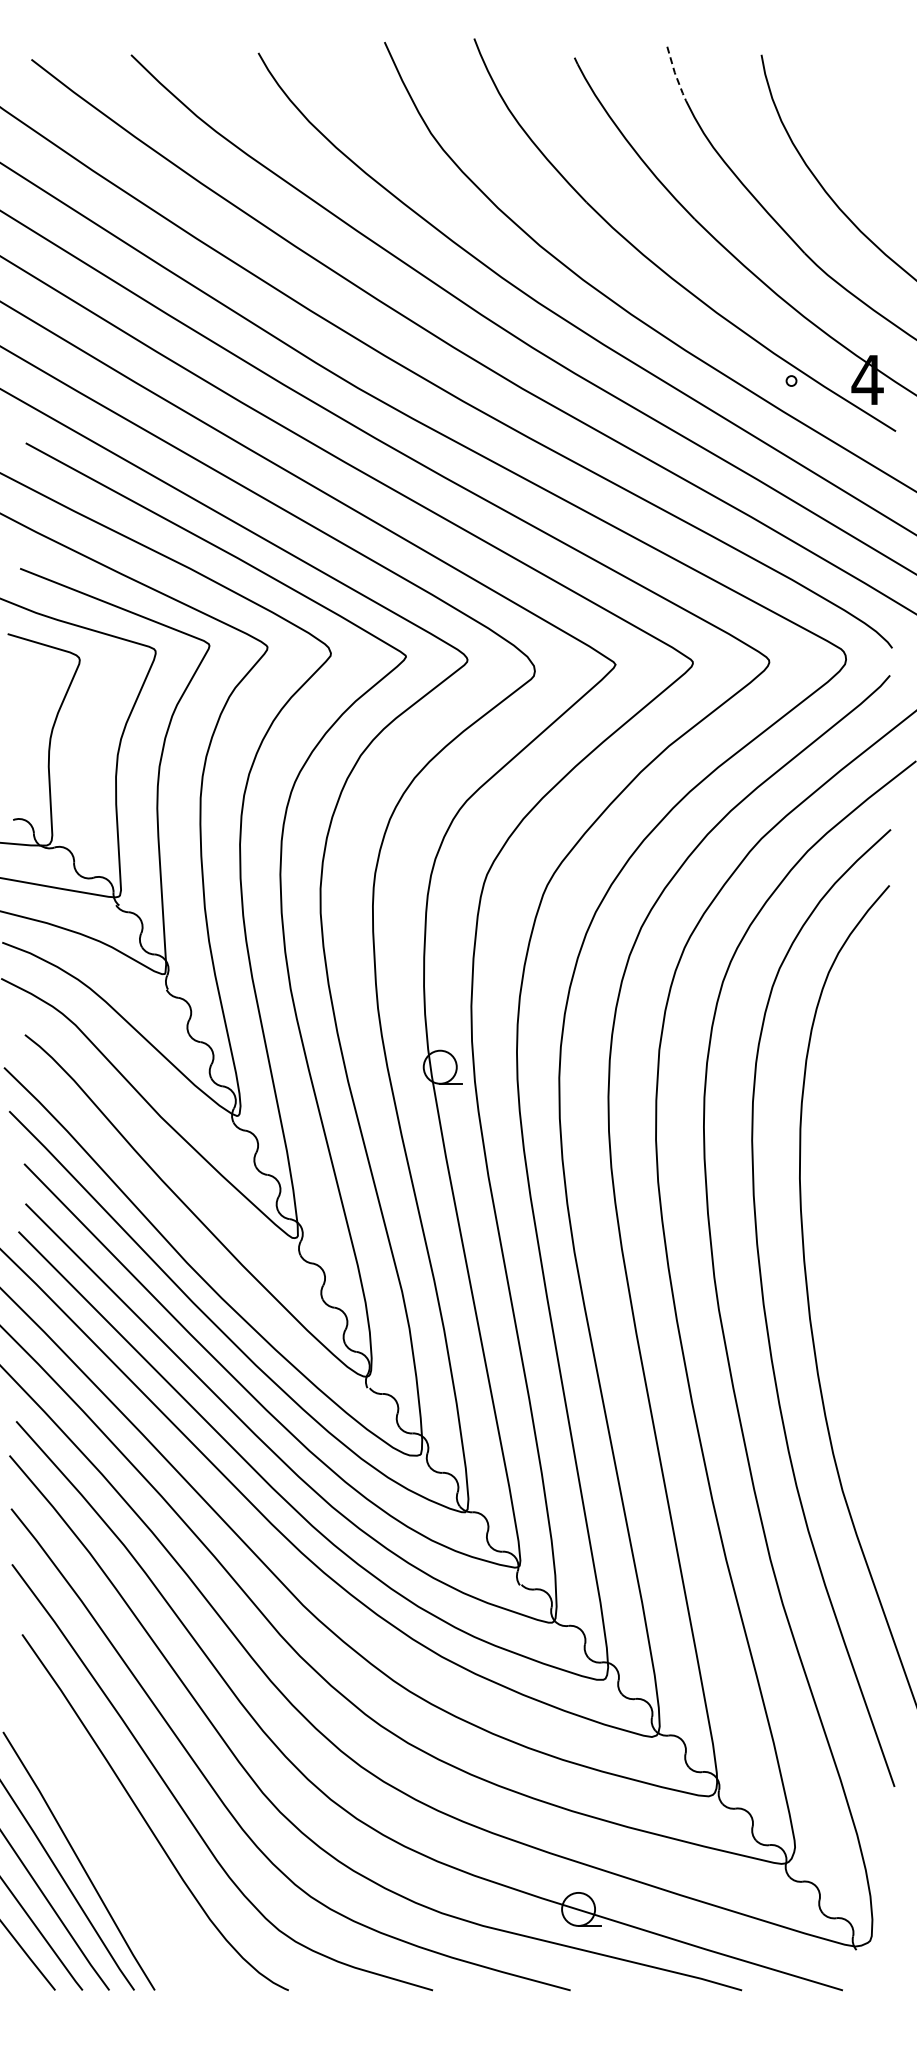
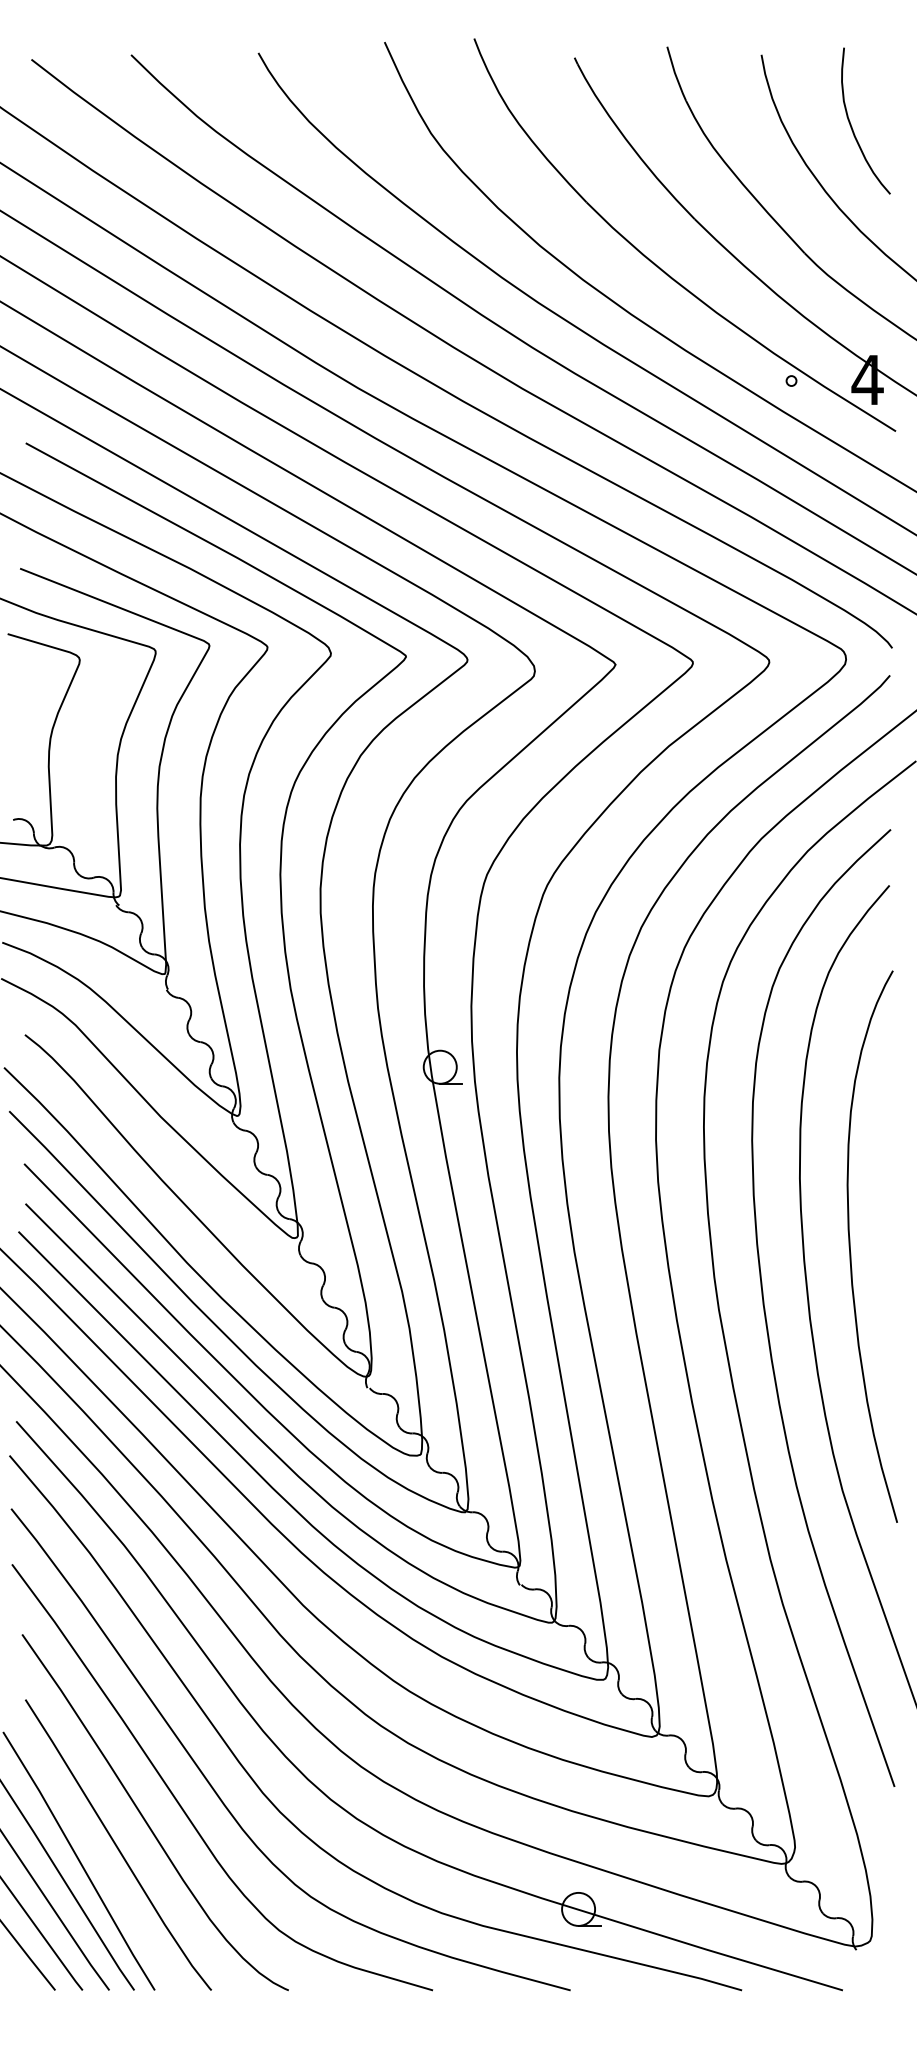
line: dashed -> solid (675, 74)
curve: none -> present (852, 126)
curve: none -> present (850, 1246)
curve: none -> present (117, 1845)
